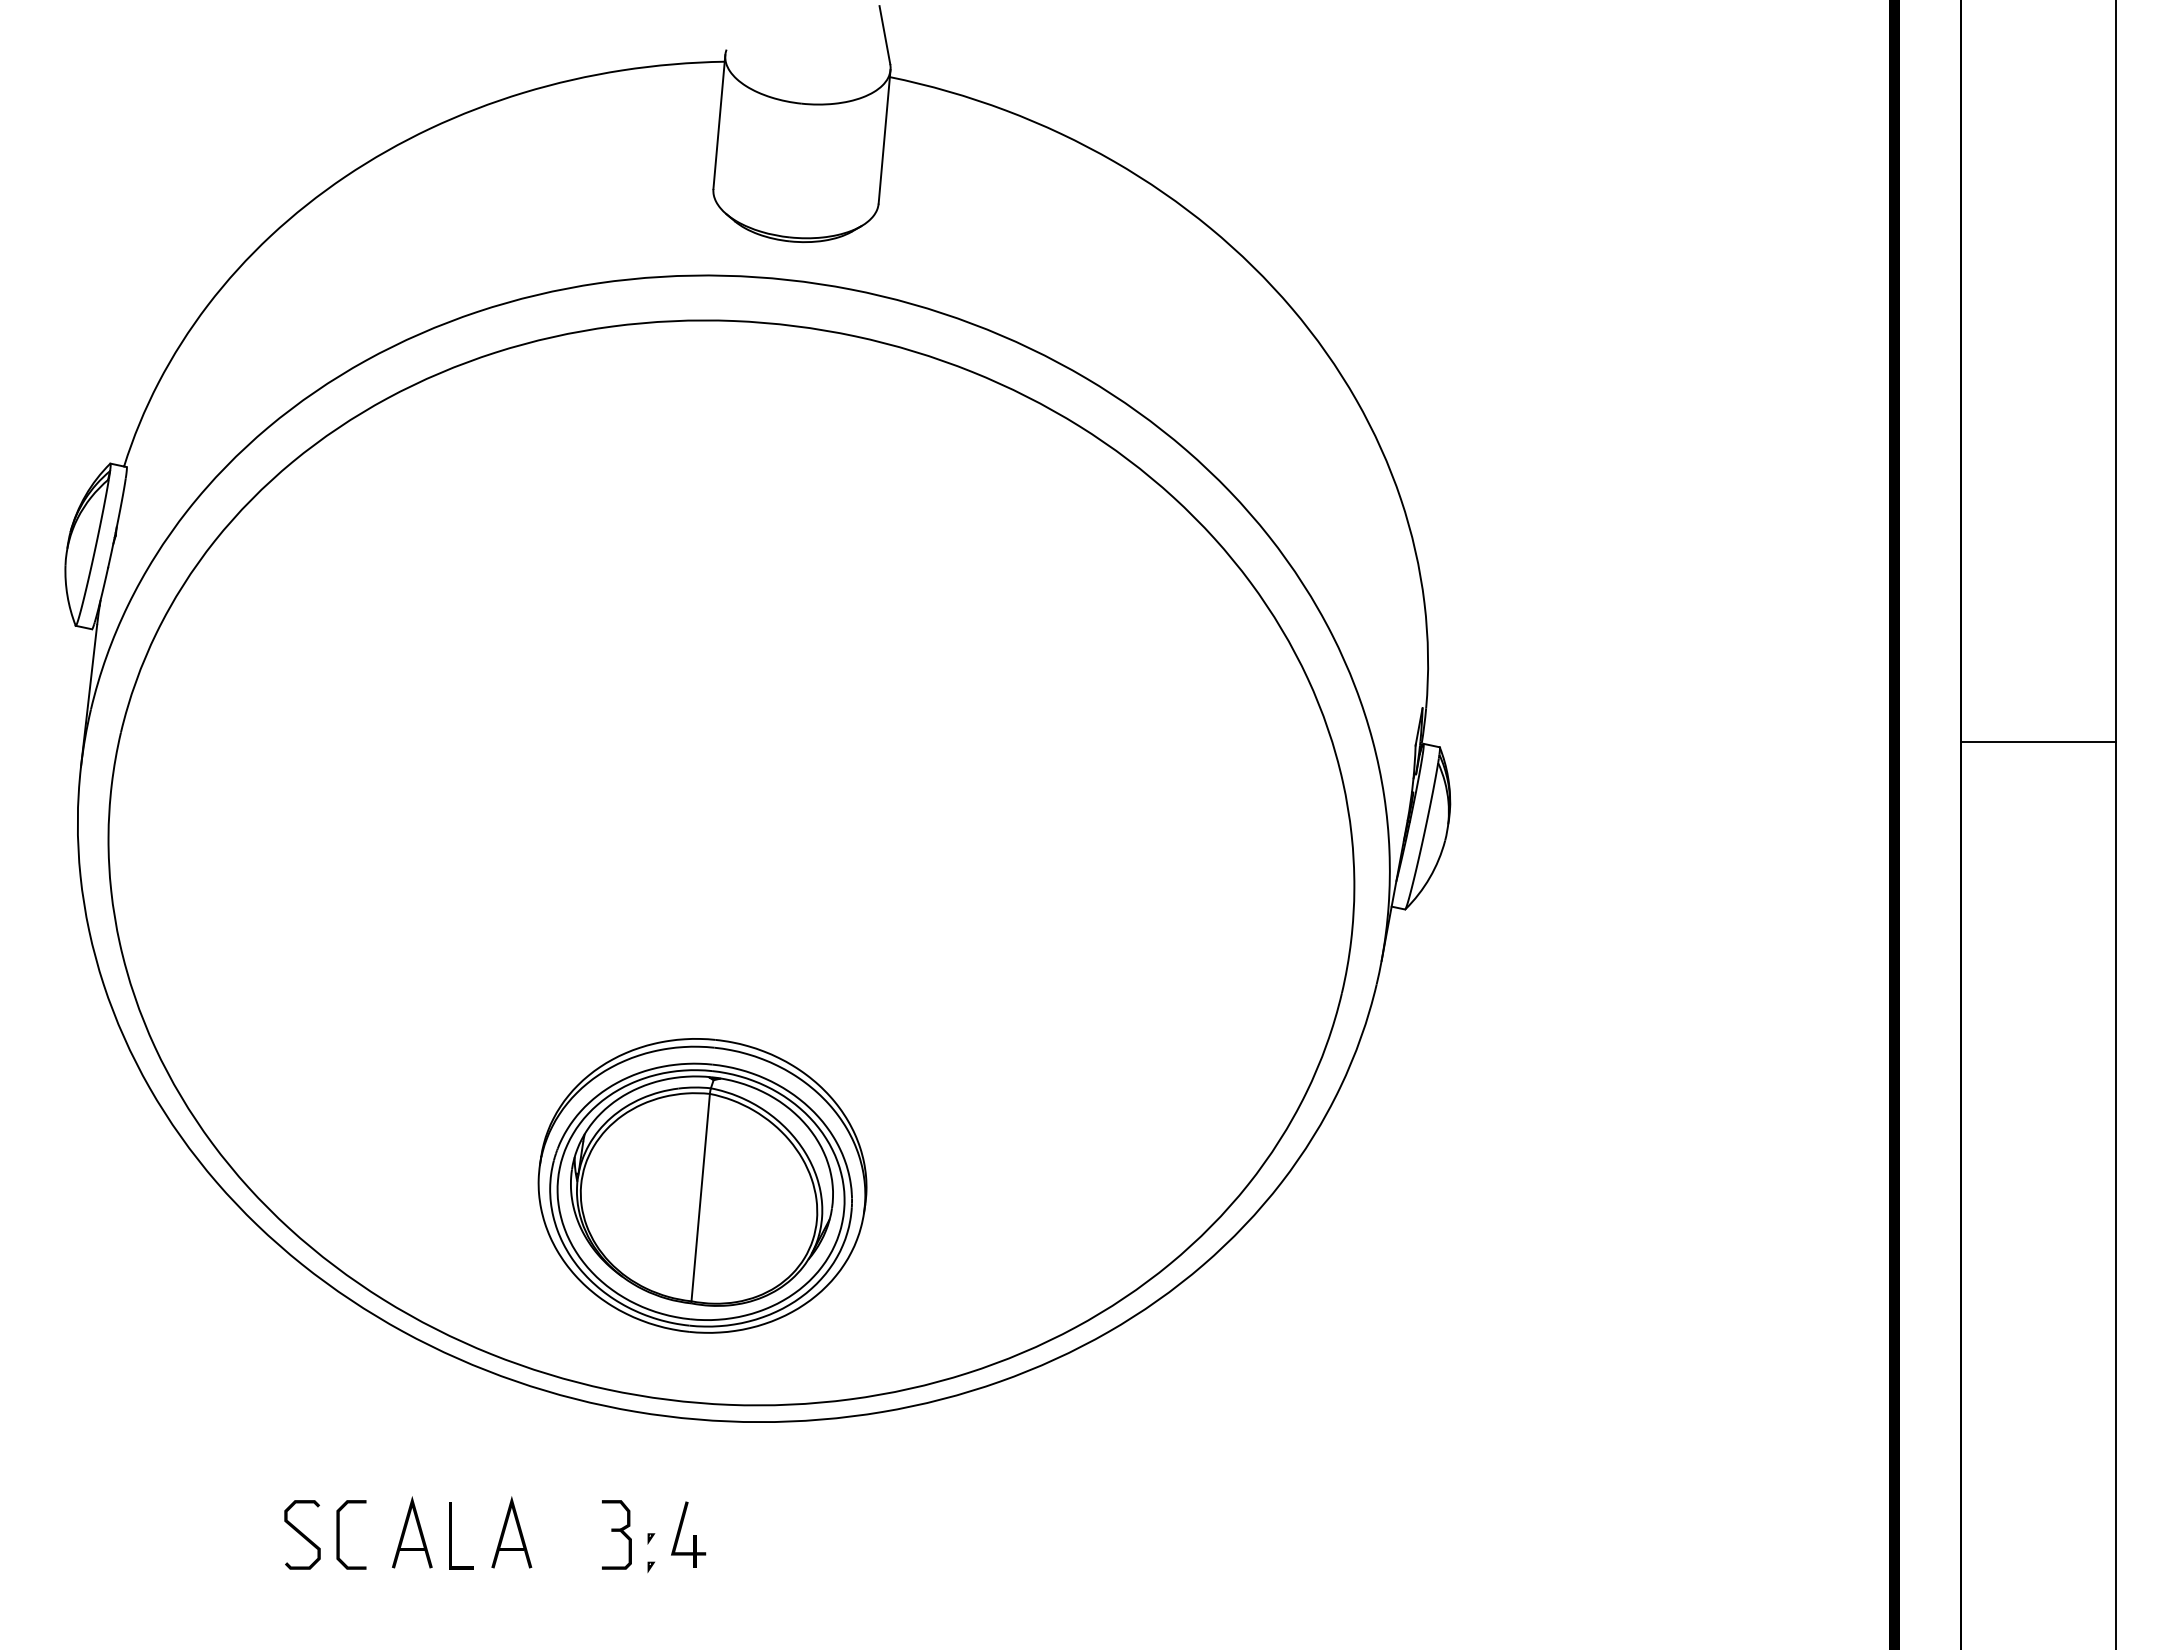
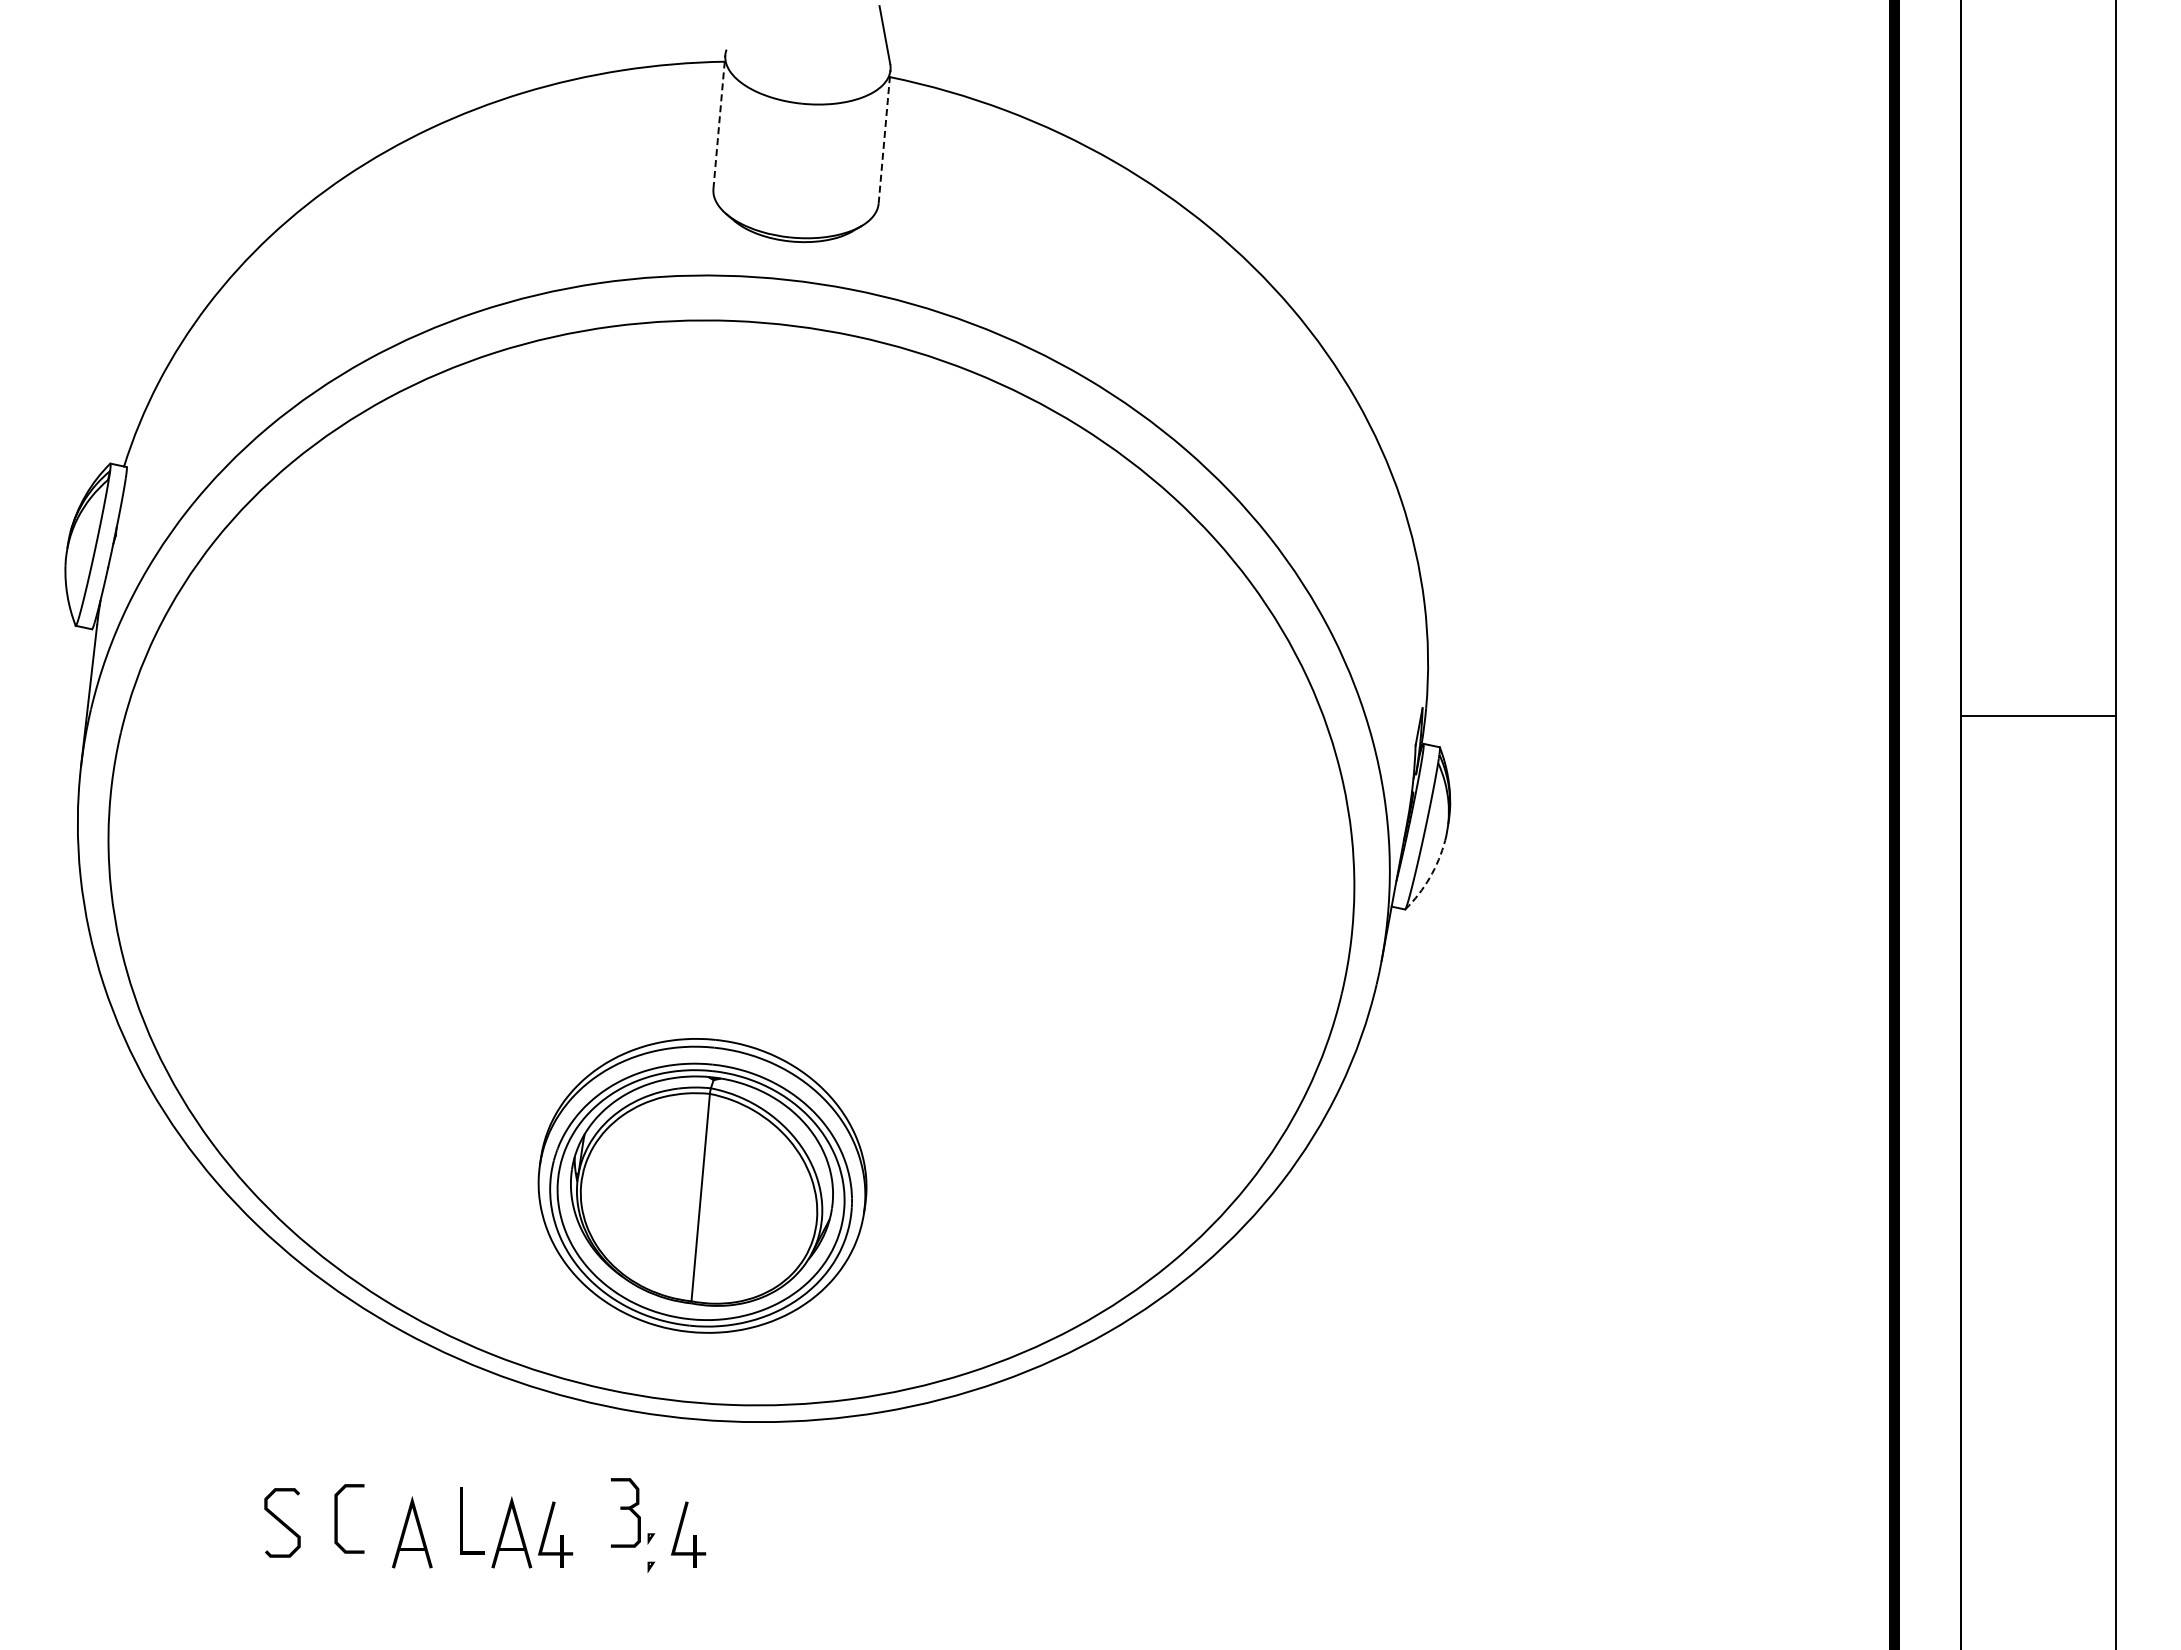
line: solid -> dashed (719, 121)
line: solid -> dashed (884, 136)
line position: (2037, 741) -> (2037, 715) (2037, 715)
arc: solid -> dashed (1429, 877)
curve position: (302, 1534) -> (282, 1522) (282, 1522)
curve position: (339, 1534) -> (337, 1518) (337, 1518)
part: none -> present (555, 1534)
part position: (616, 1534) -> (625, 1512) (625, 1512)
line position: (451, 1535) -> (462, 1520) (462, 1520)
